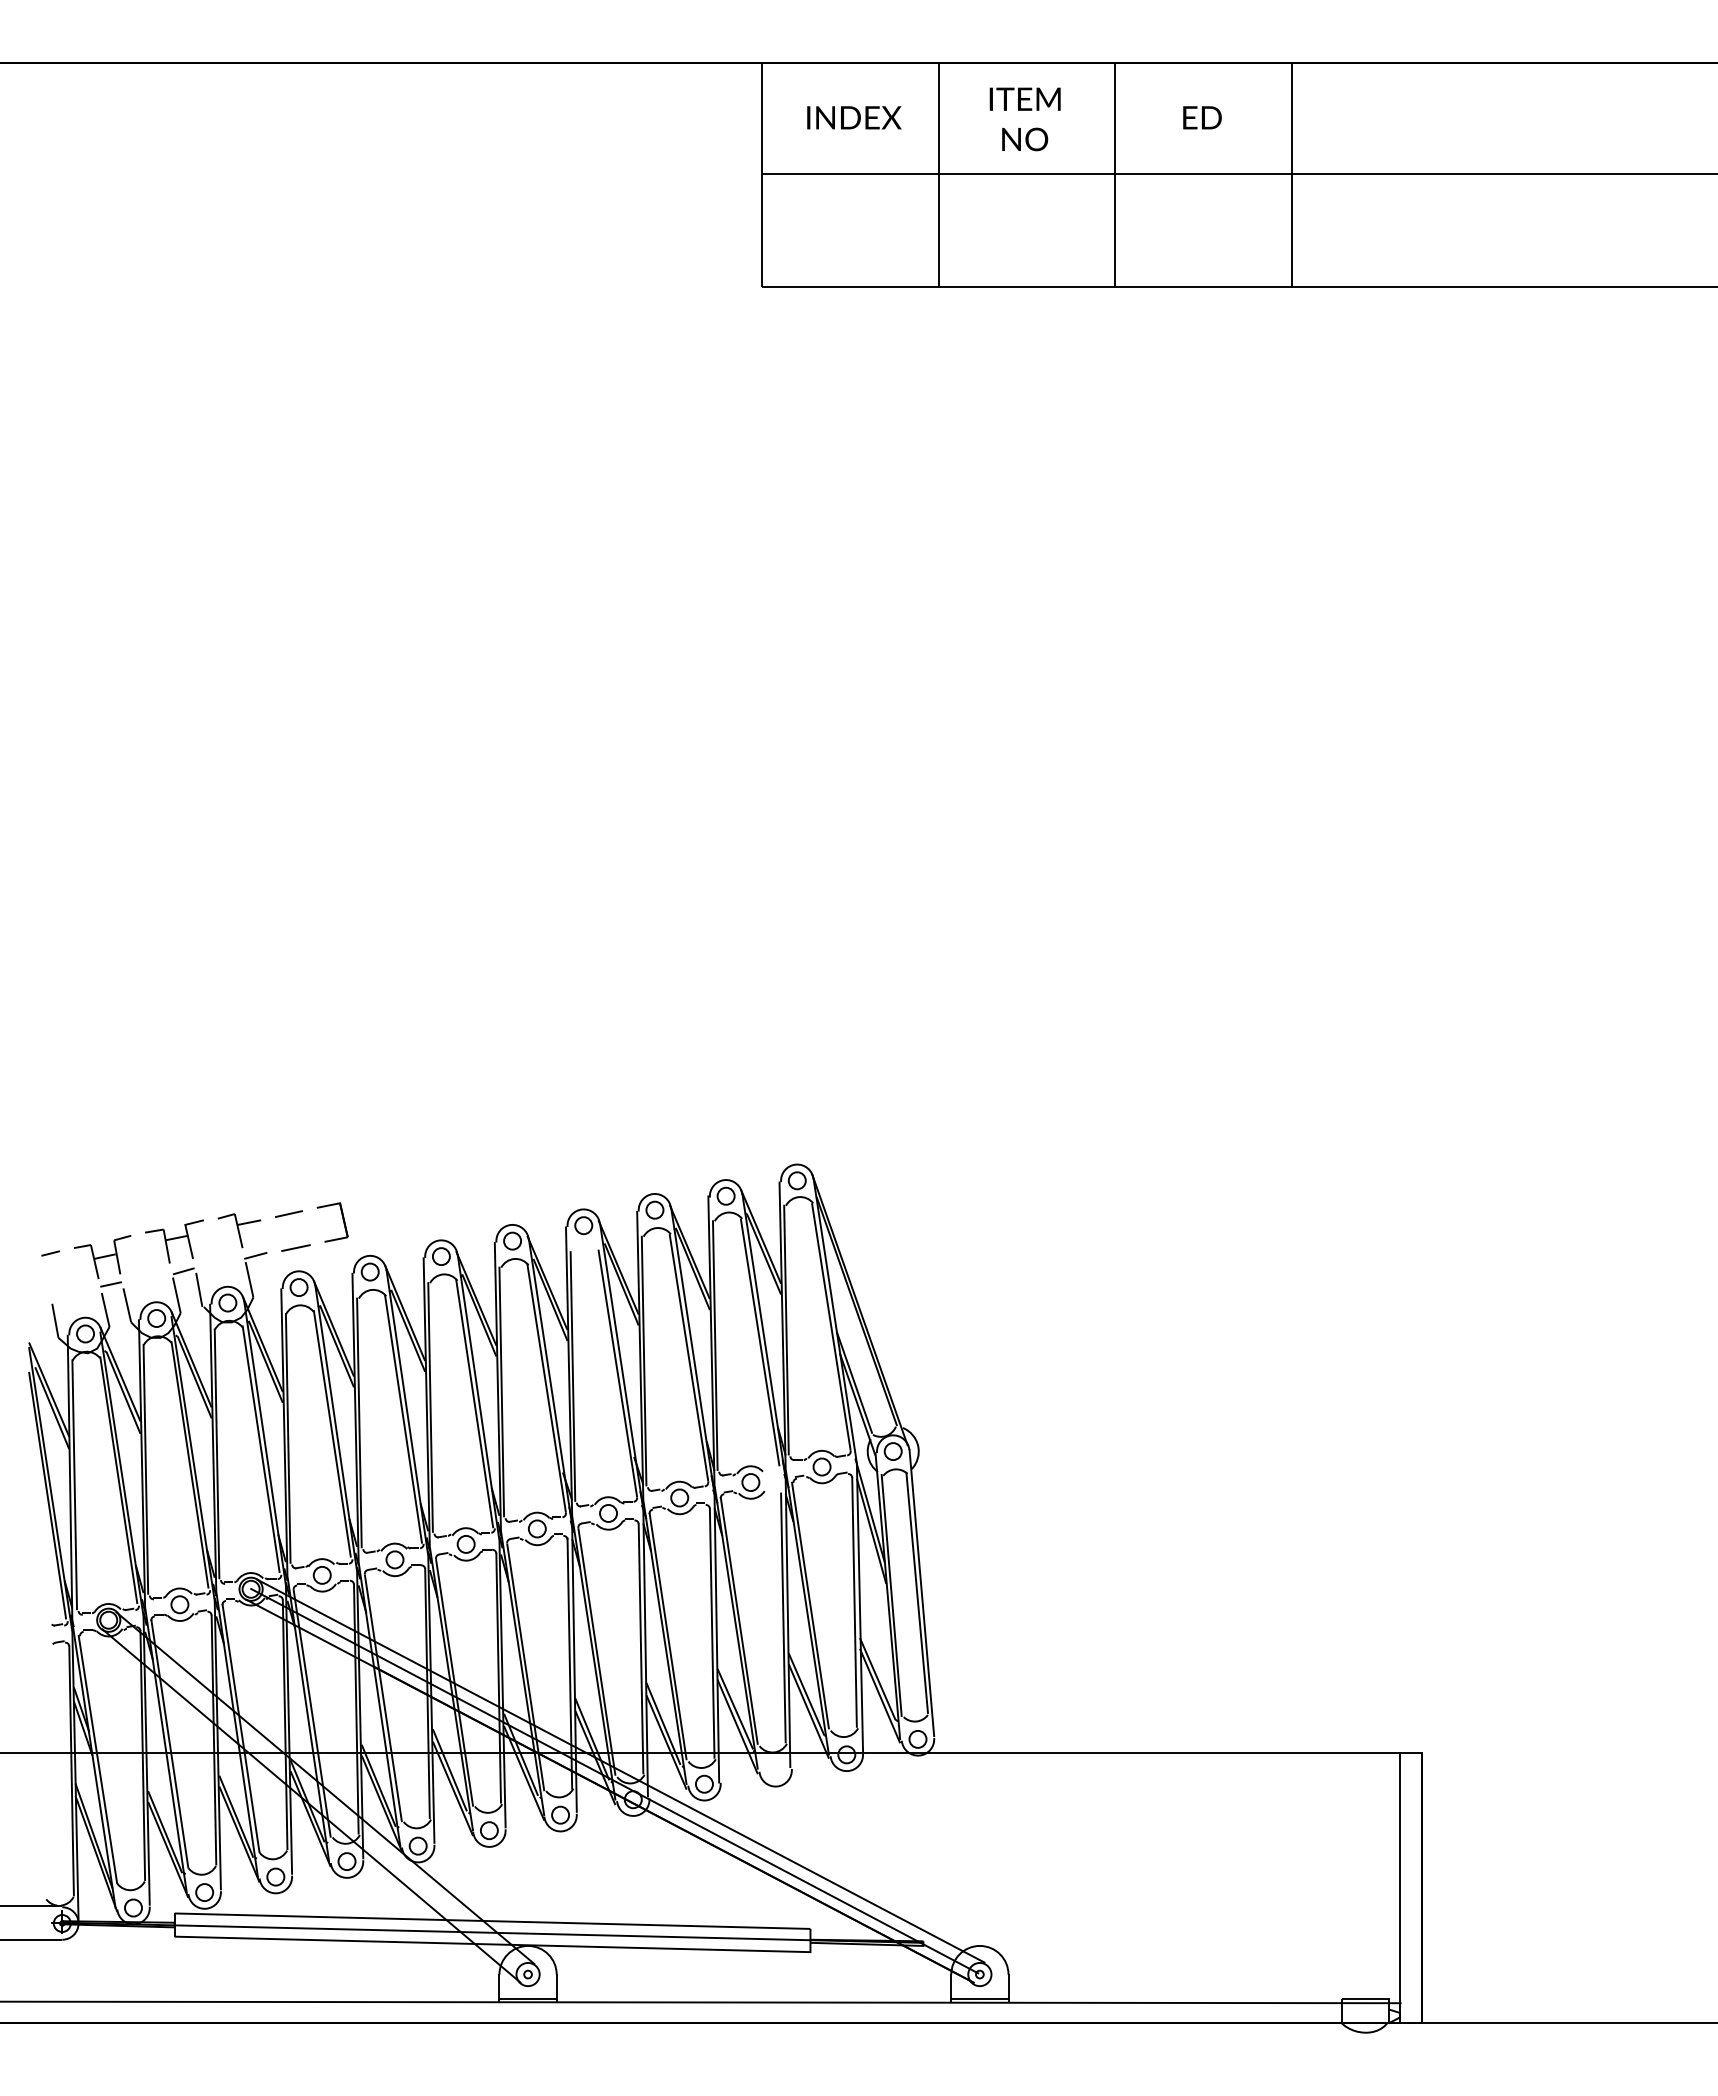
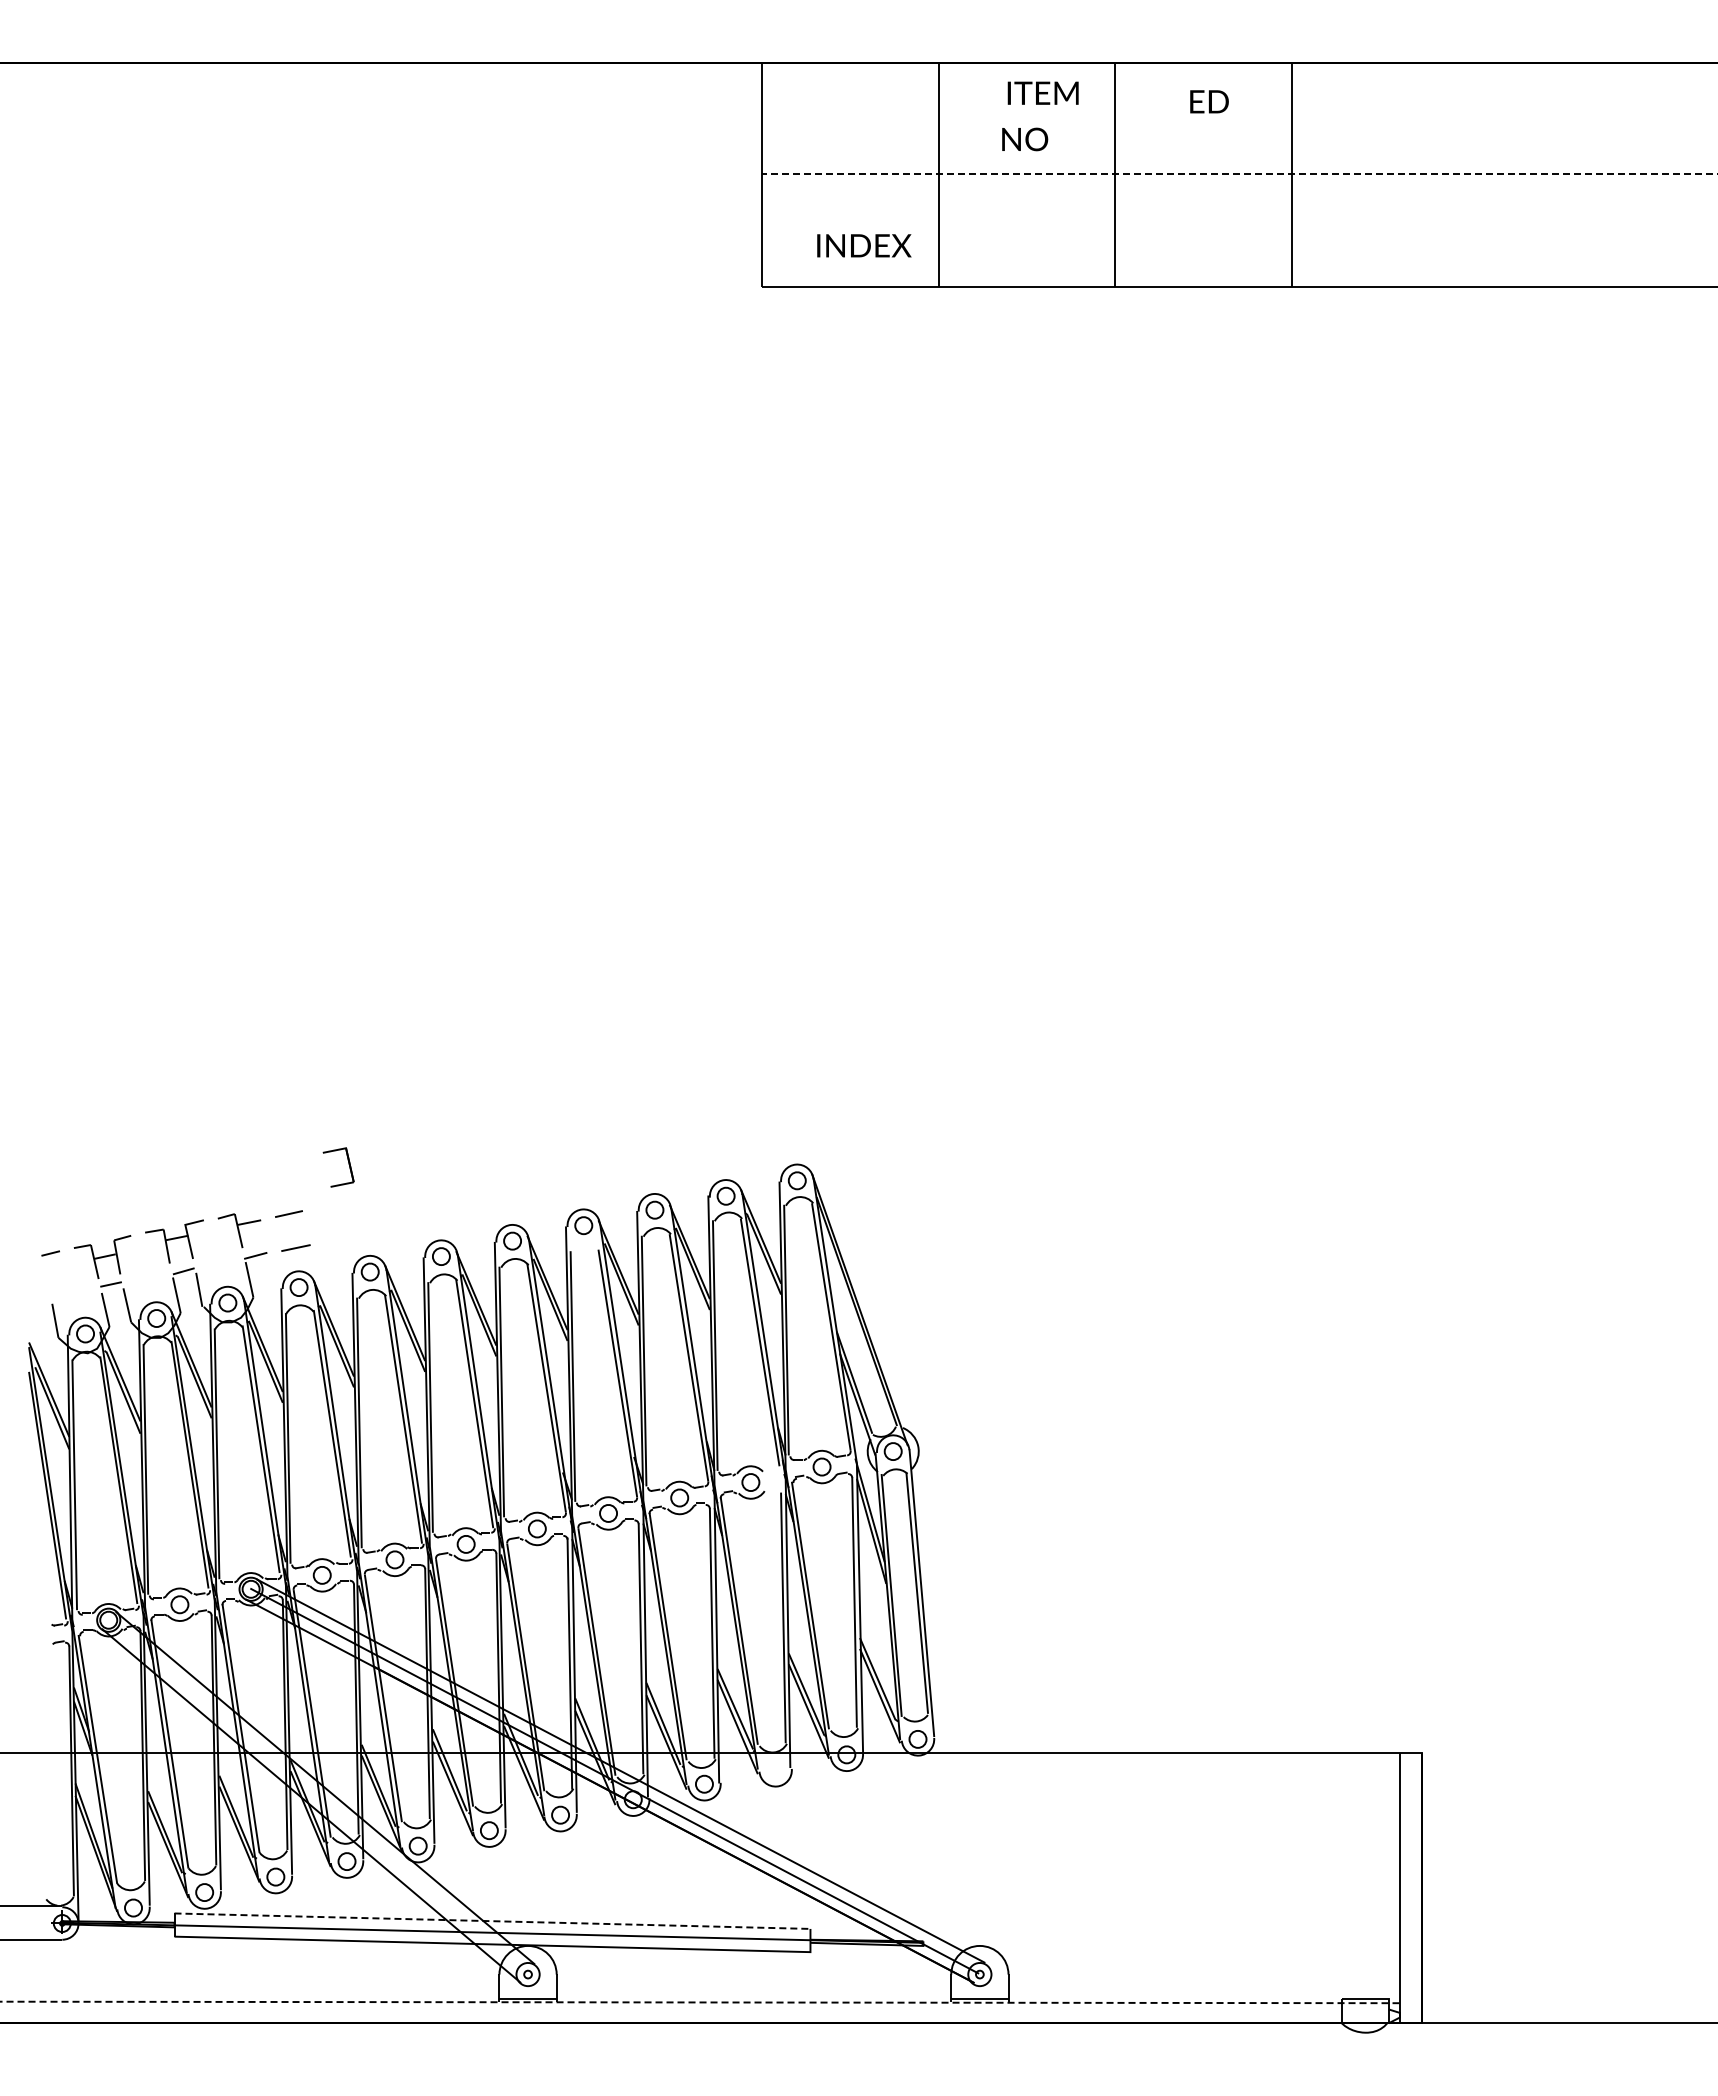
text position: (1024, 98) -> (1042, 92) (1042, 92)
text position: (854, 117) -> (864, 245) (864, 245)
text position: (1202, 117) -> (1209, 101) (1209, 101)
line: solid -> dashed (1239, 174)
part position: (342, 1219) -> (348, 1164) (348, 1164)
line: solid -> dashed (492, 1921)
line: solid -> dashed (701, 2002)
